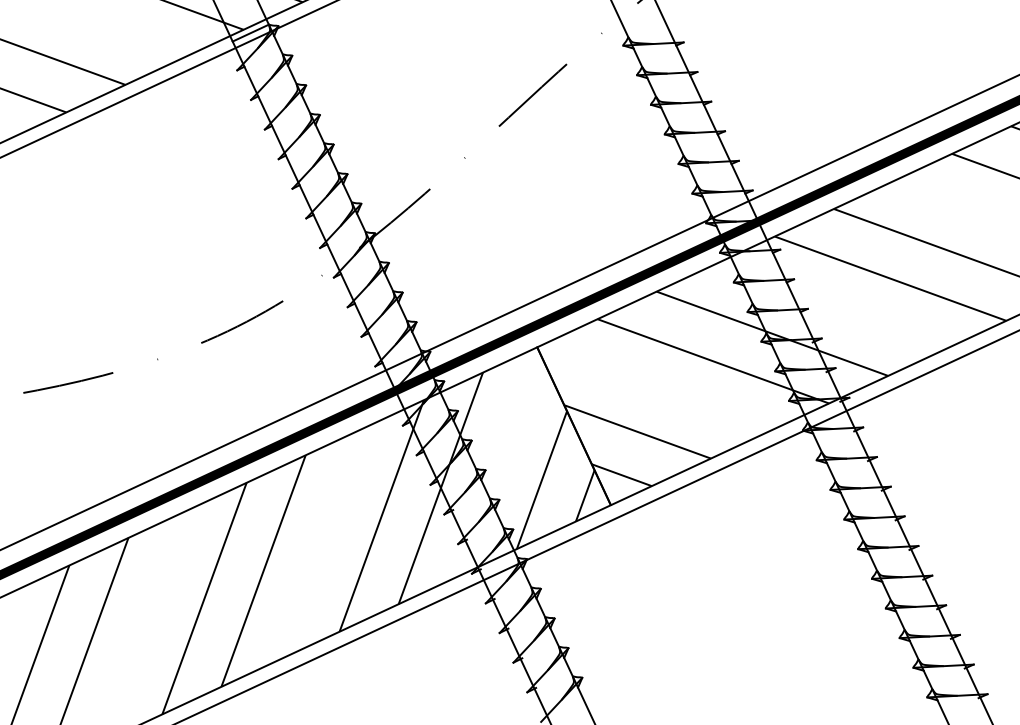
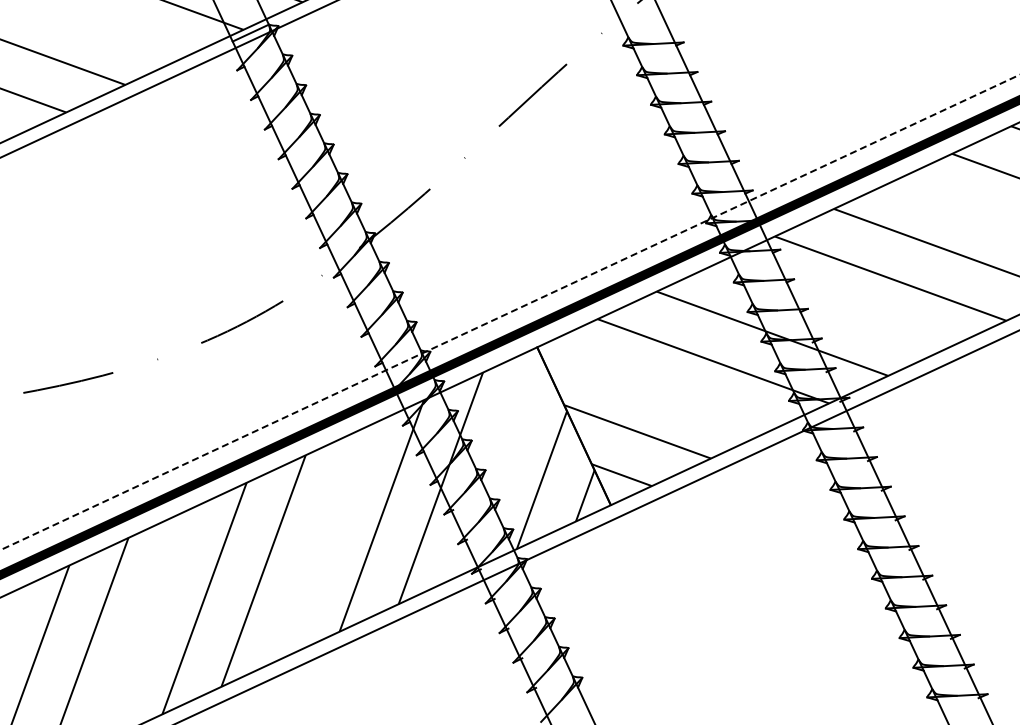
line: solid -> dashed (509, 312)
